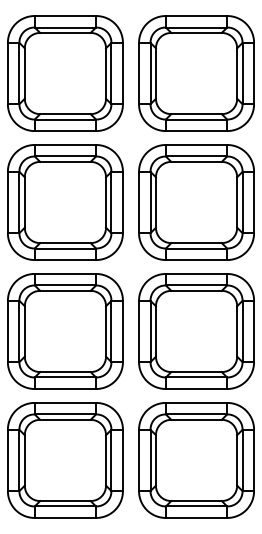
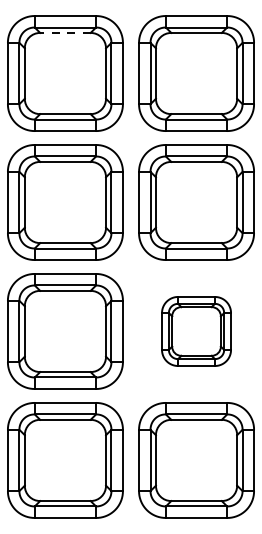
line: solid -> dashed (64, 32)
part size: 117x117 px -> 71x71 px (196, 331)
